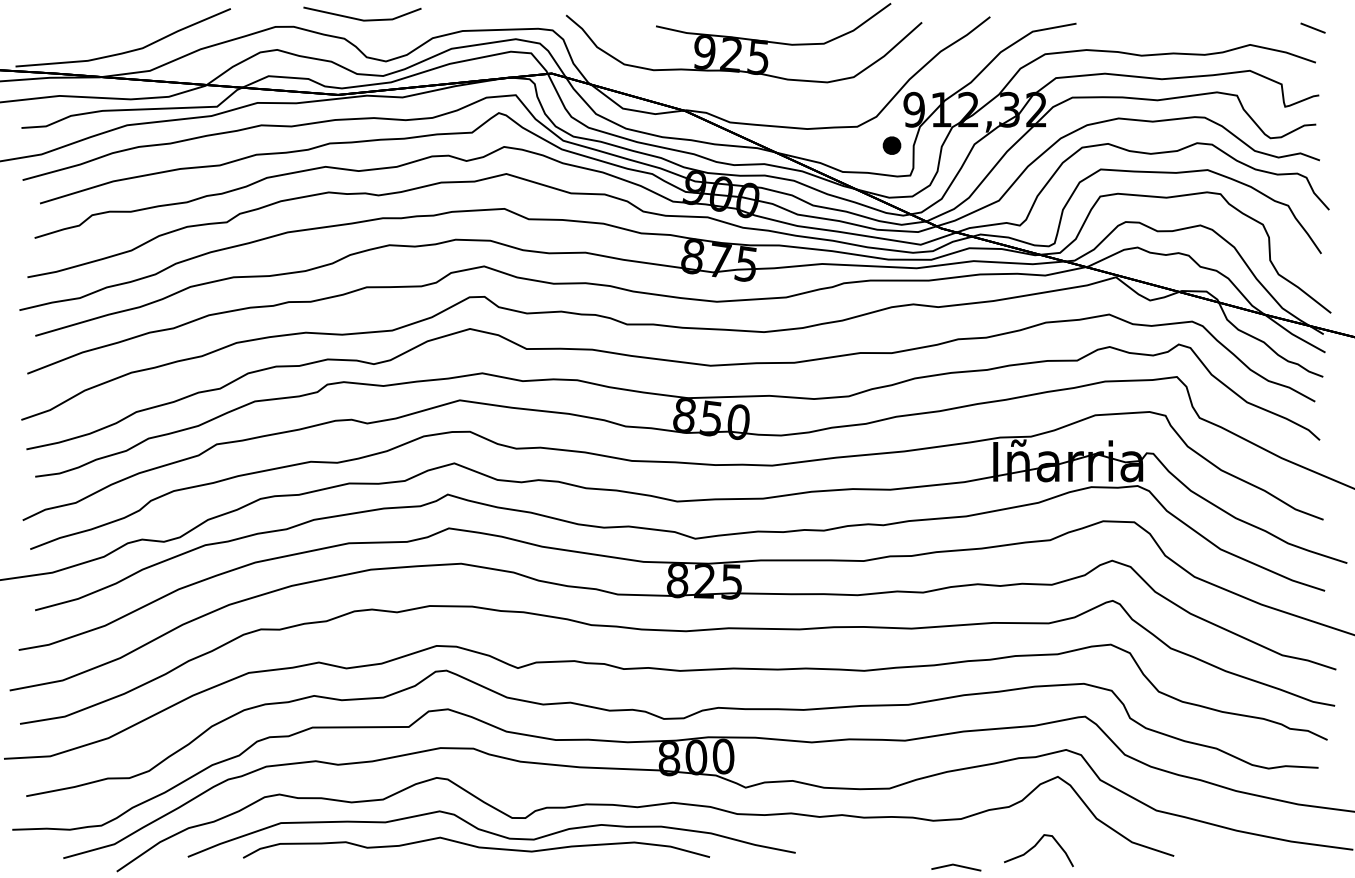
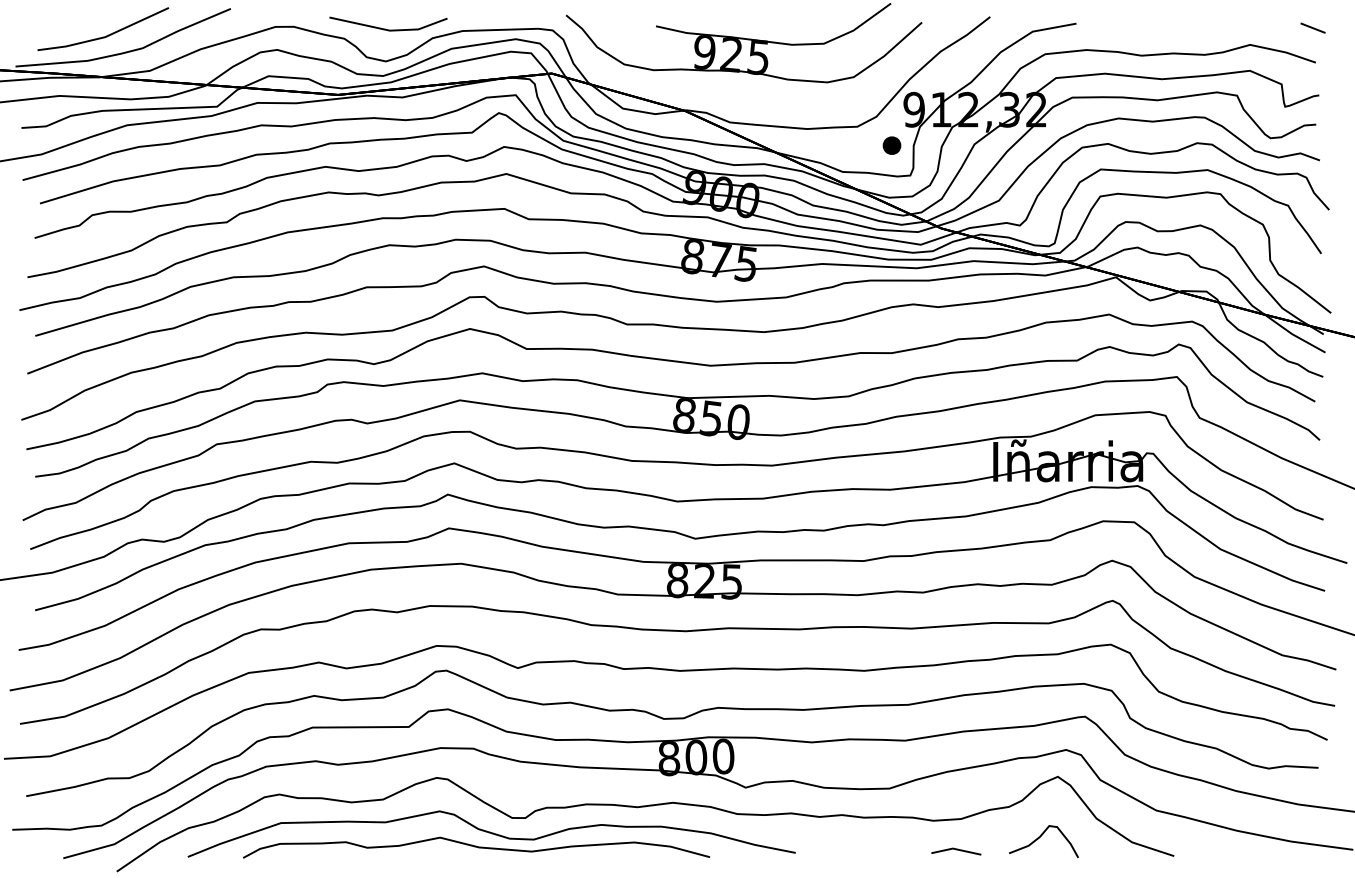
line position: (359, 18) -> (385, 28) (385, 28)
line: none -> present (106, 35)
curve position: (1035, 846) -> (1040, 837) (1040, 837)
line position: (956, 866) -> (956, 850) (956, 850)
